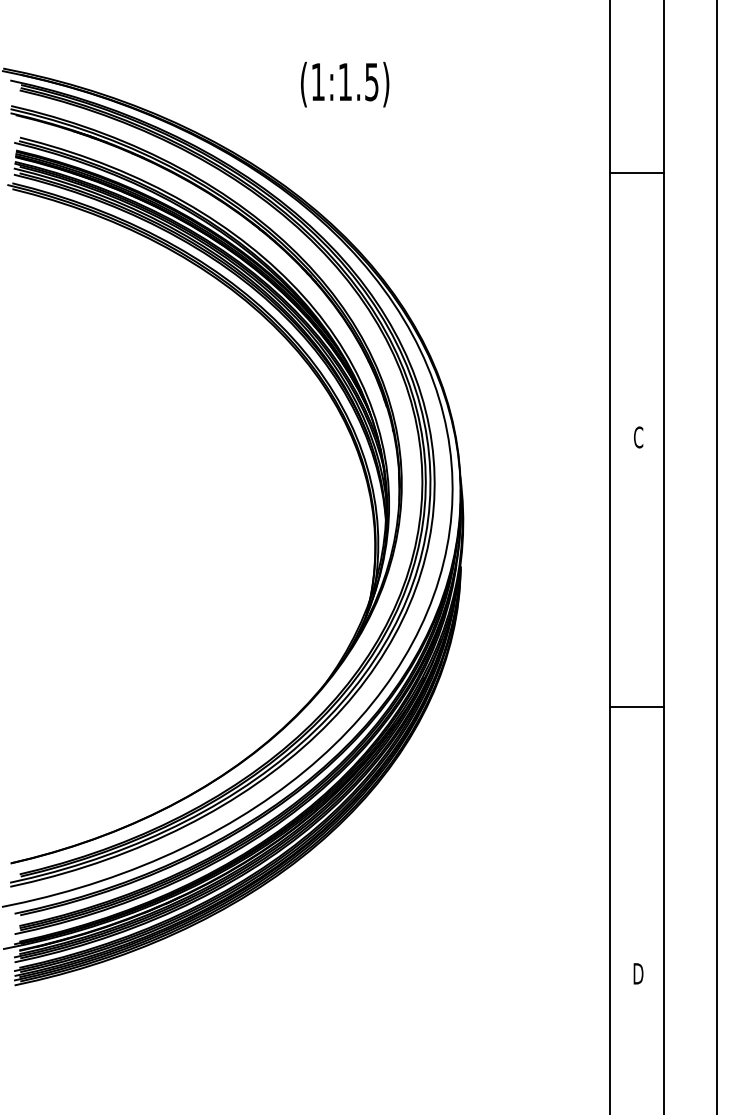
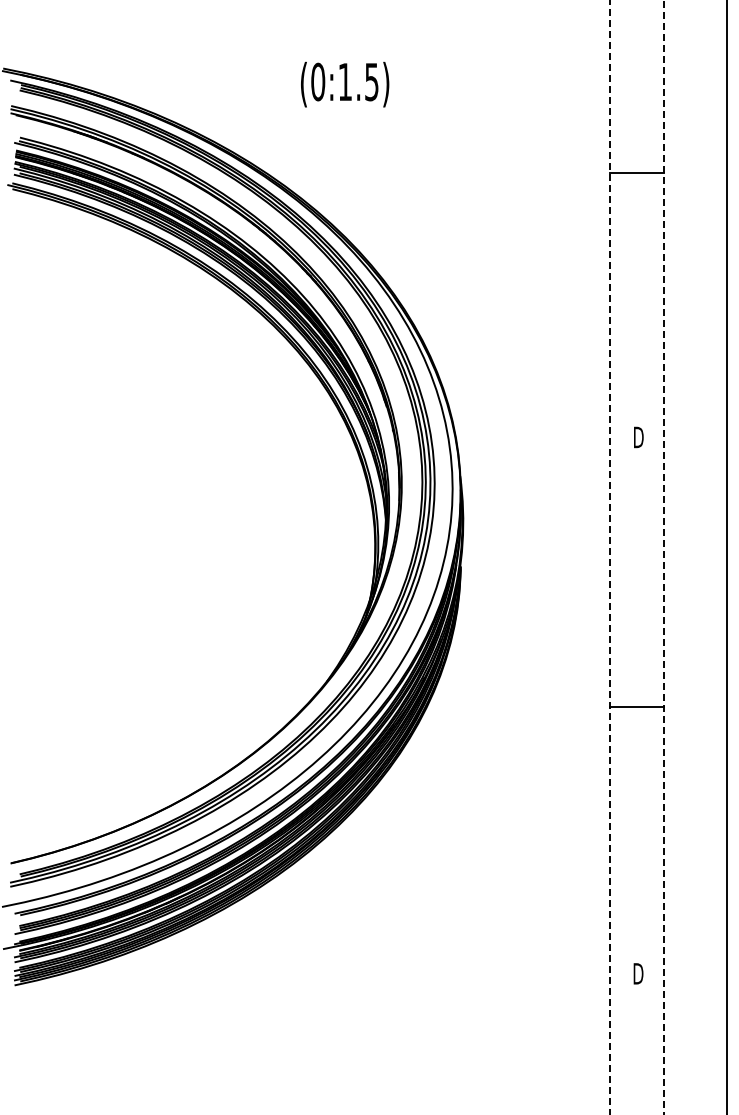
text: (1:1.5) -> (0:1.5) (318, 81)
text: C -> D (638, 437)
line position: (716, 556) -> (726, 556) (726, 556)
line: solid -> dashed (610, 557)
line: solid -> dashed (663, 557)
